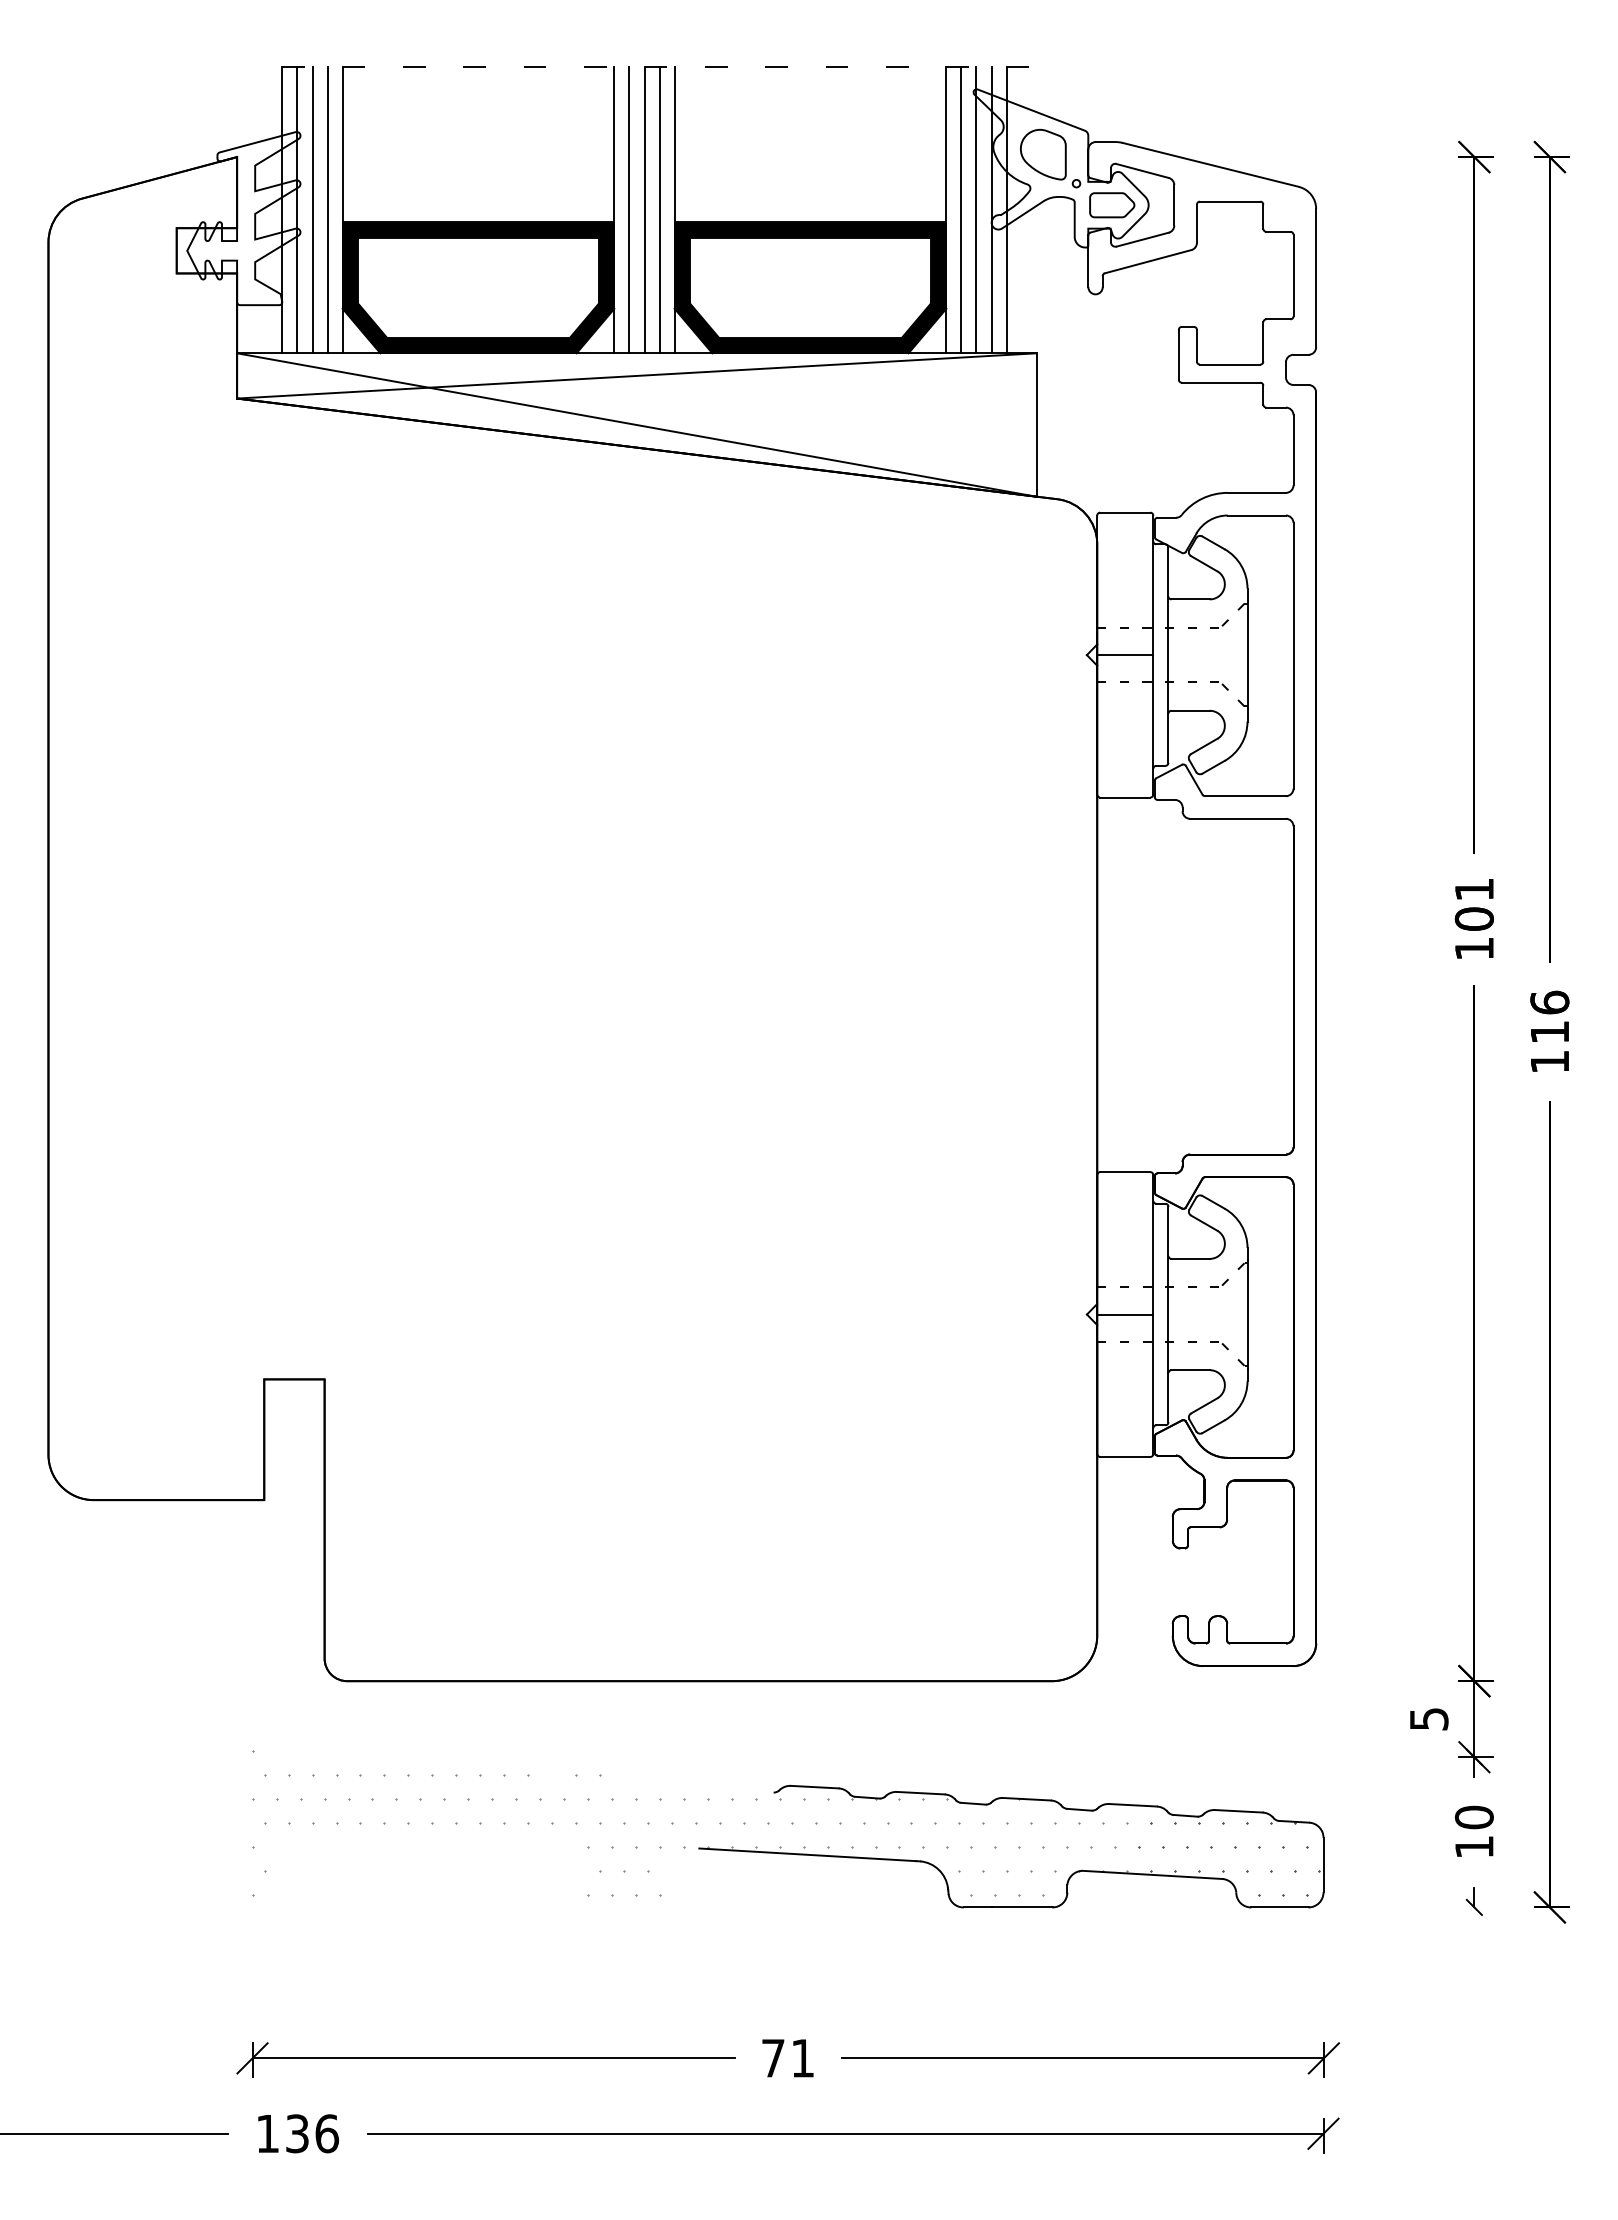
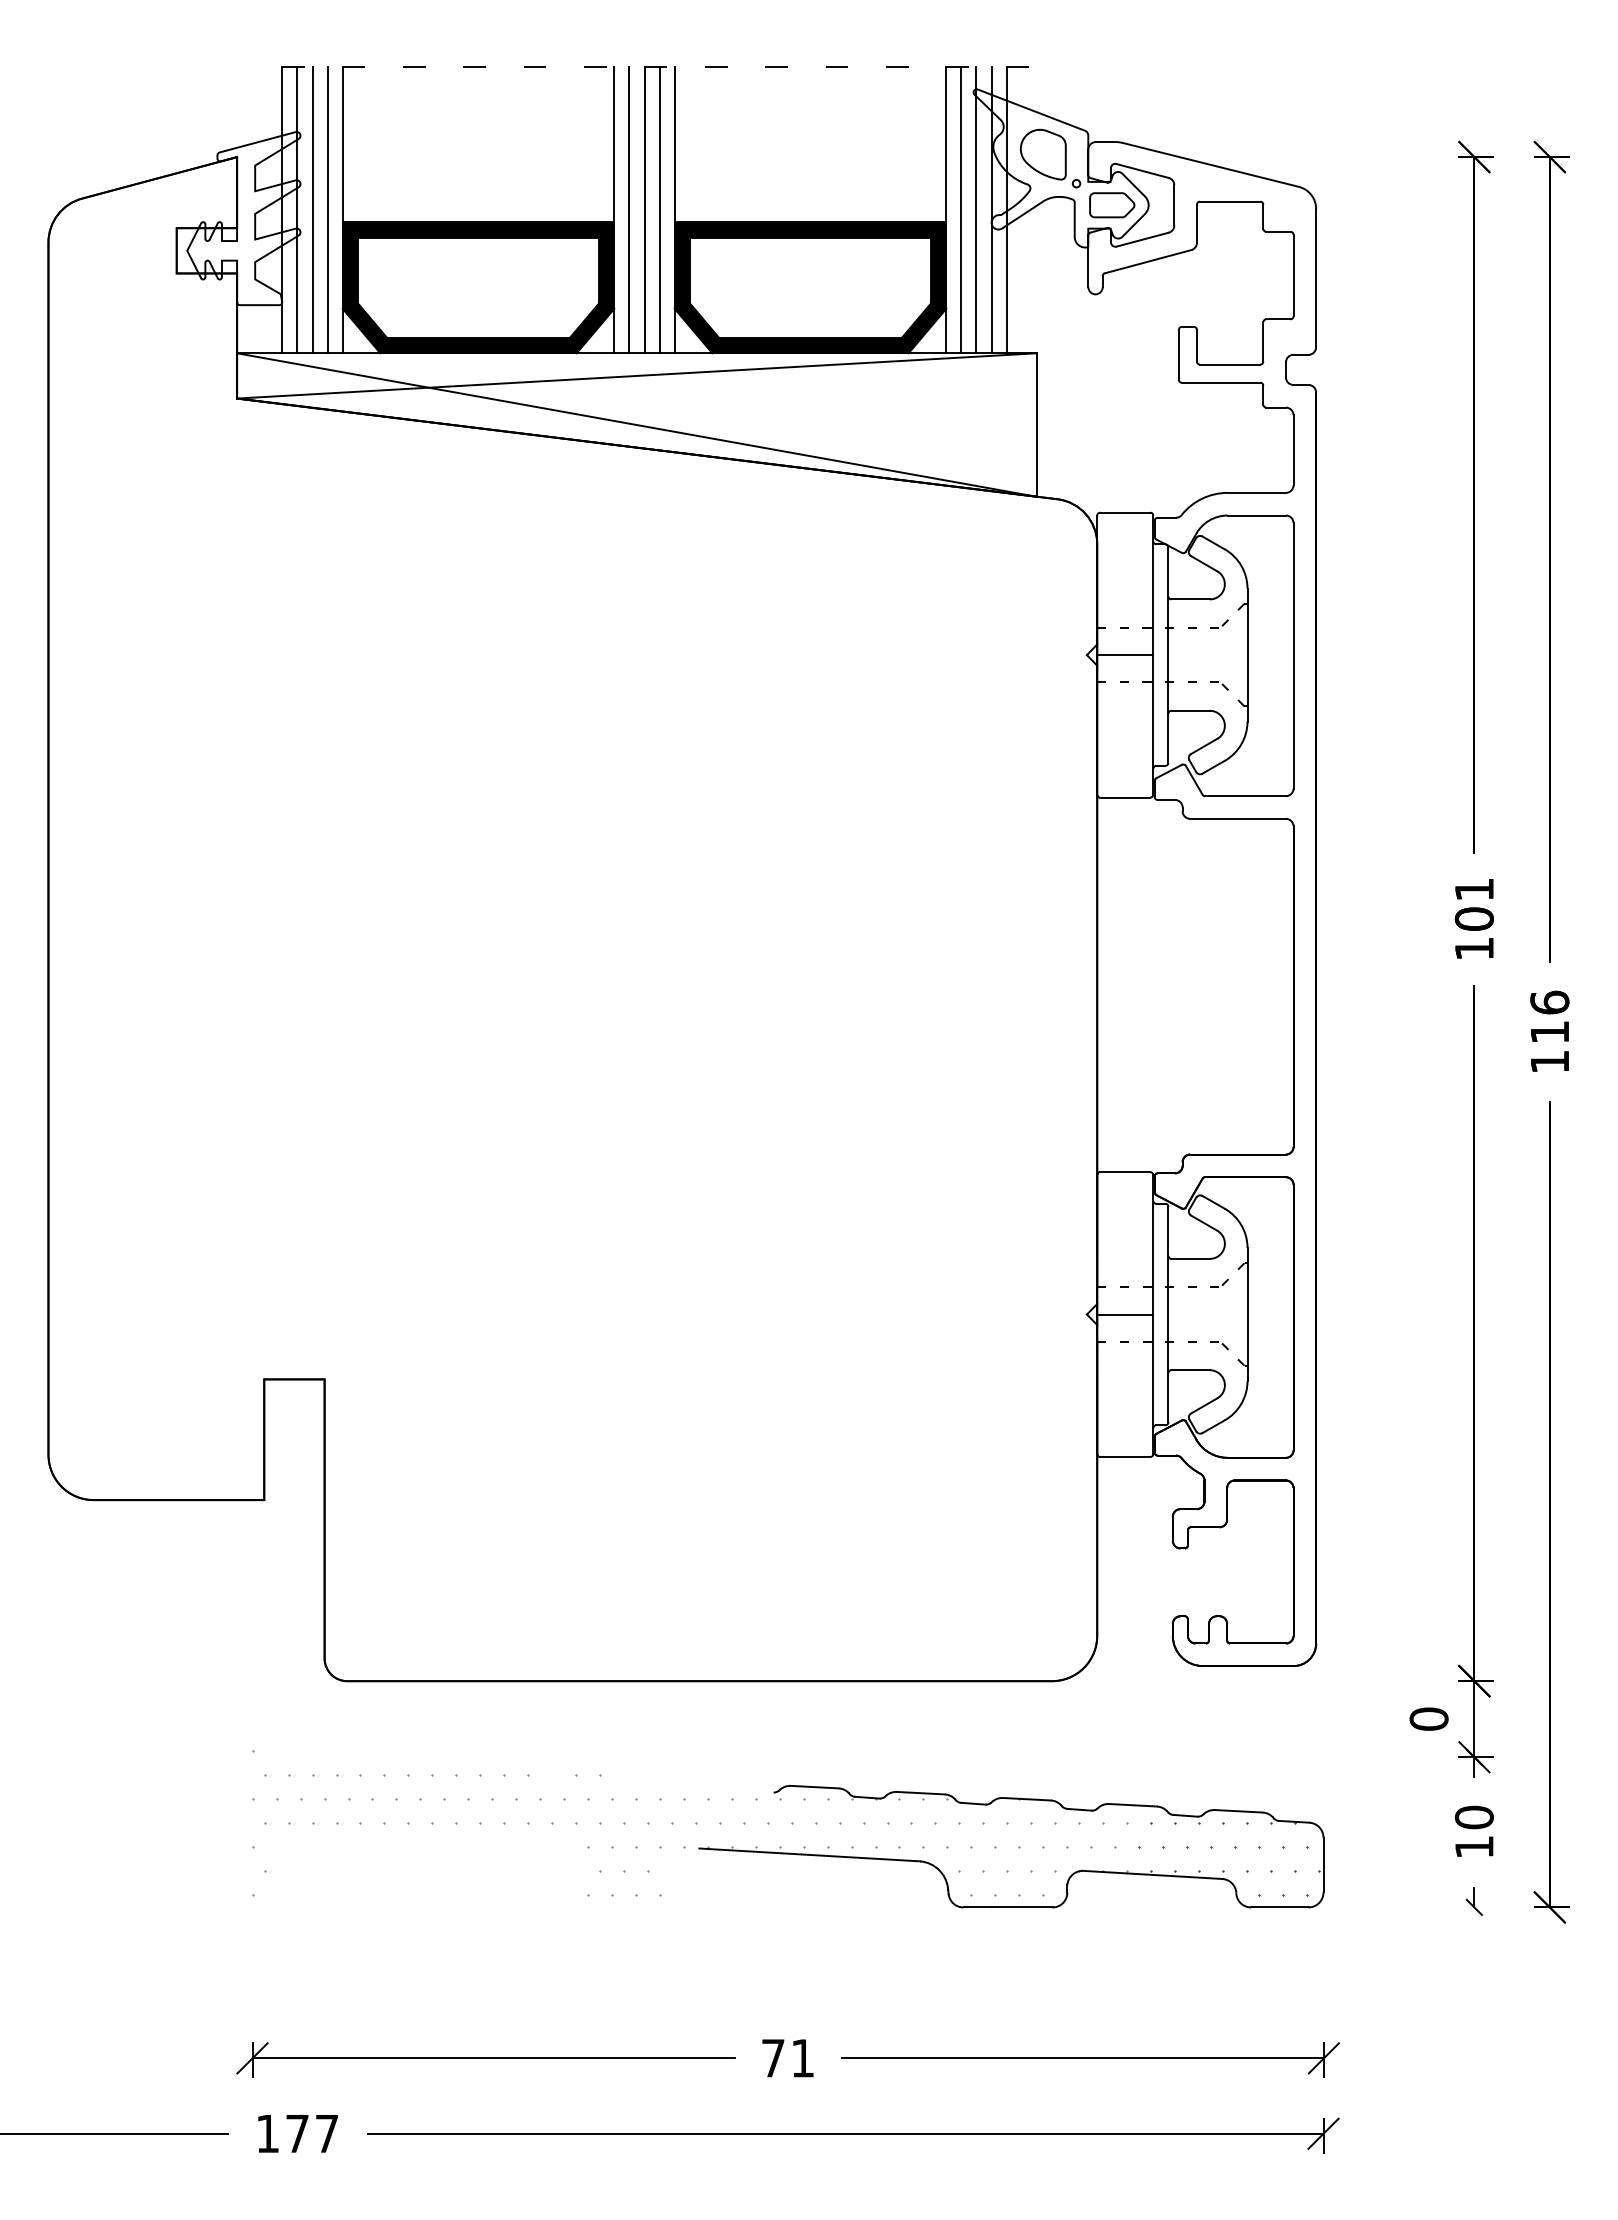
text: 5 -> 0 (1428, 1718)
text: 136 -> 177 (312, 2133)
